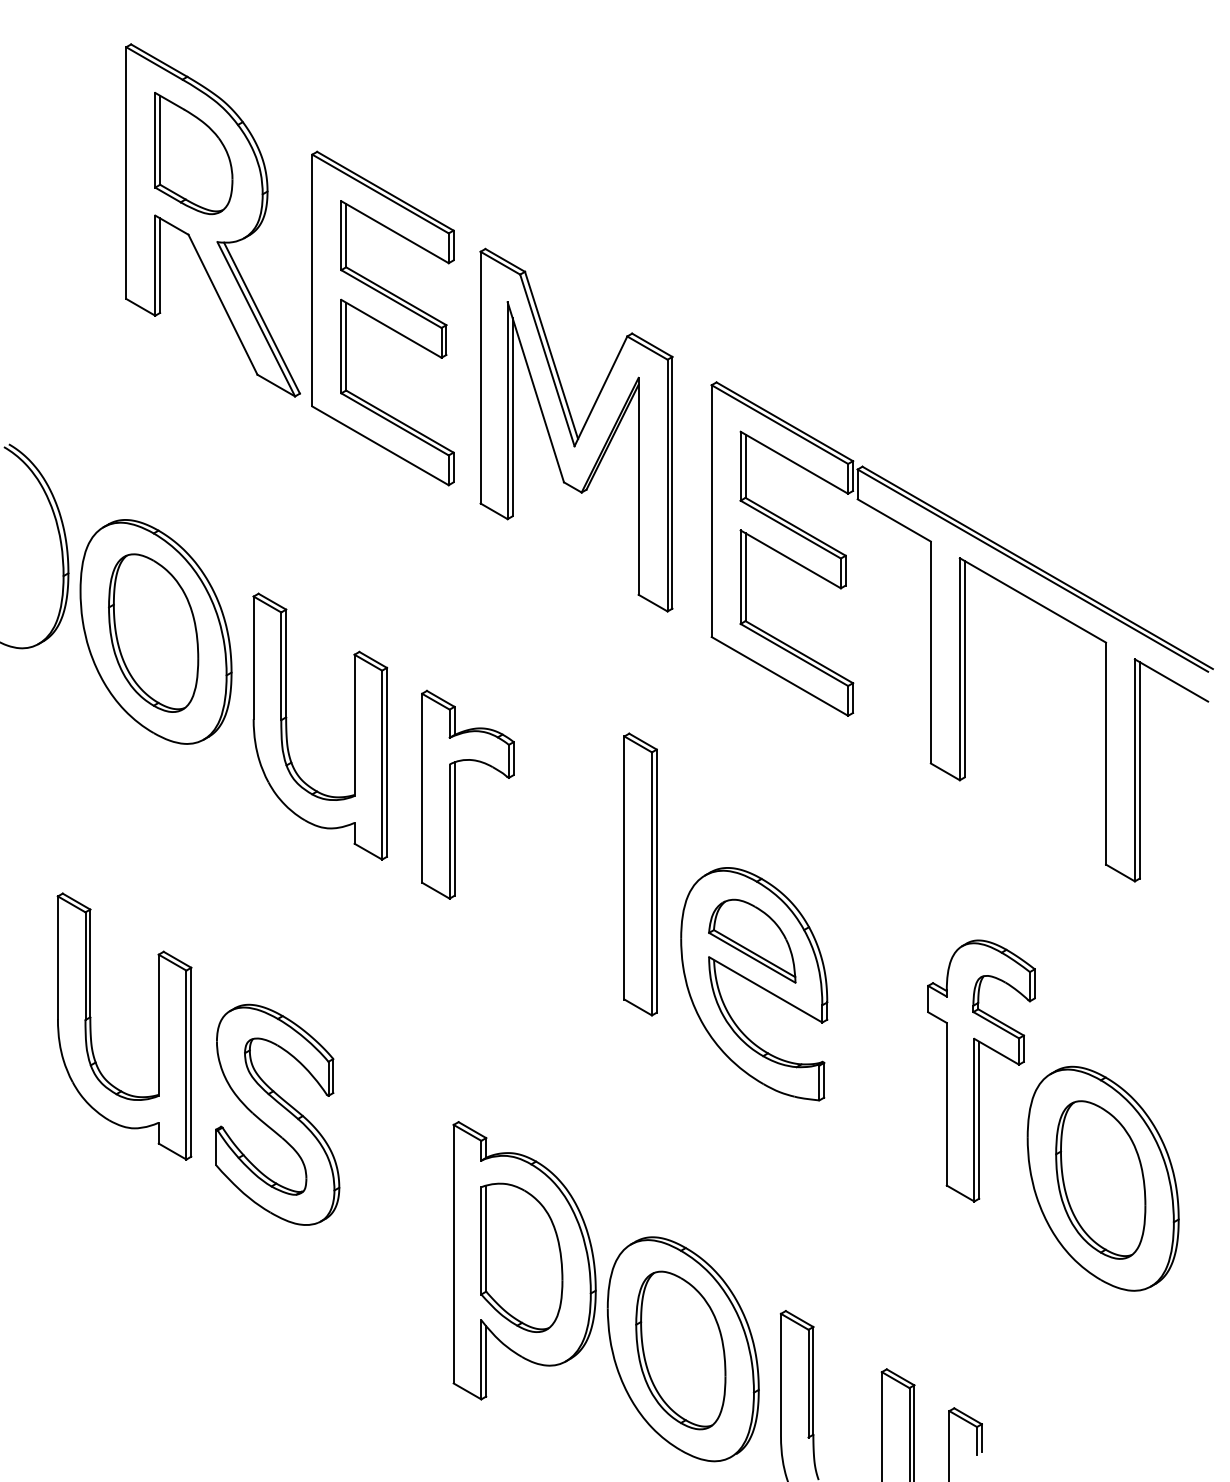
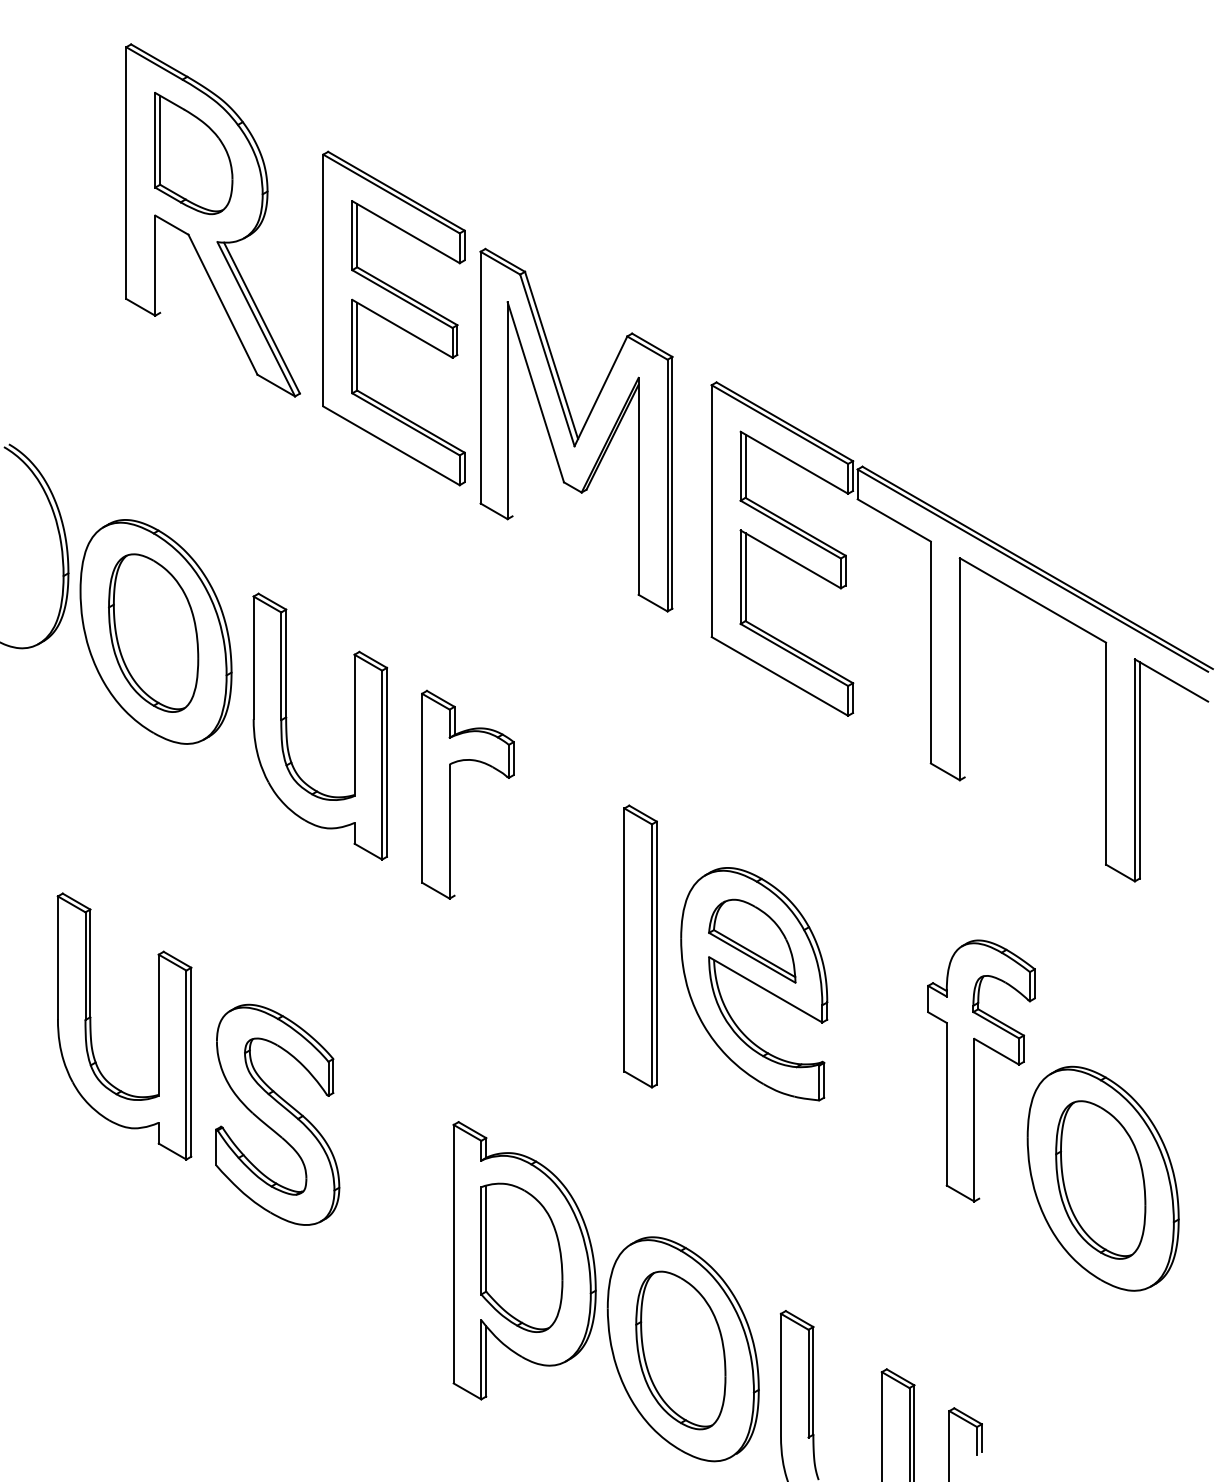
line: present -> none (160, 265)
part position: (382, 318) -> (393, 318) (393, 318)
line: present -> none (512, 416)
line: present -> none (964, 669)
line: present -> none (454, 828)
part position: (640, 874) -> (640, 946) (640, 946)
line: present -> none (979, 1119)
